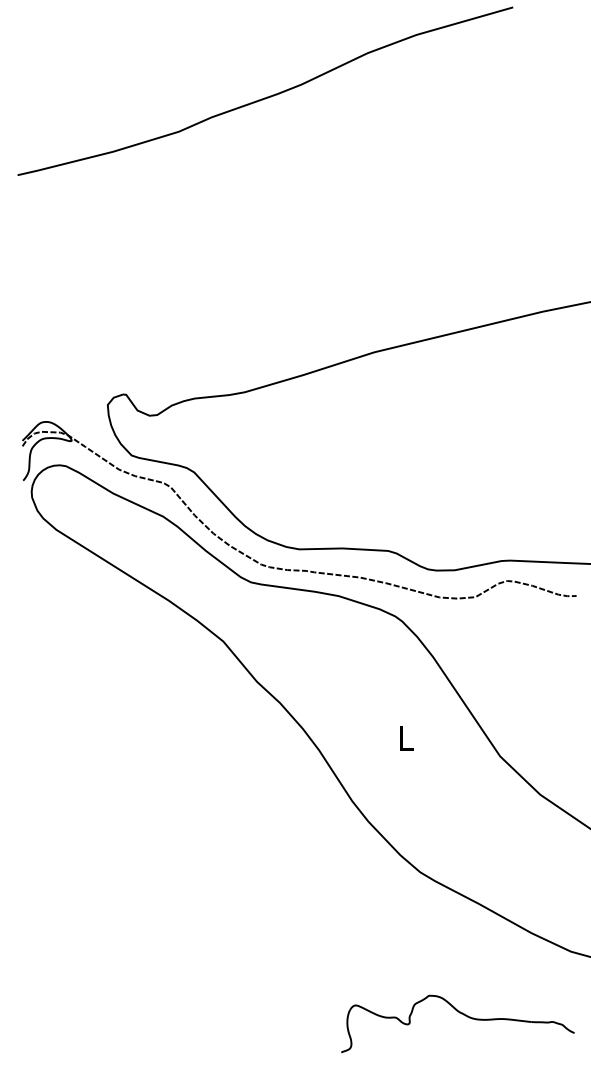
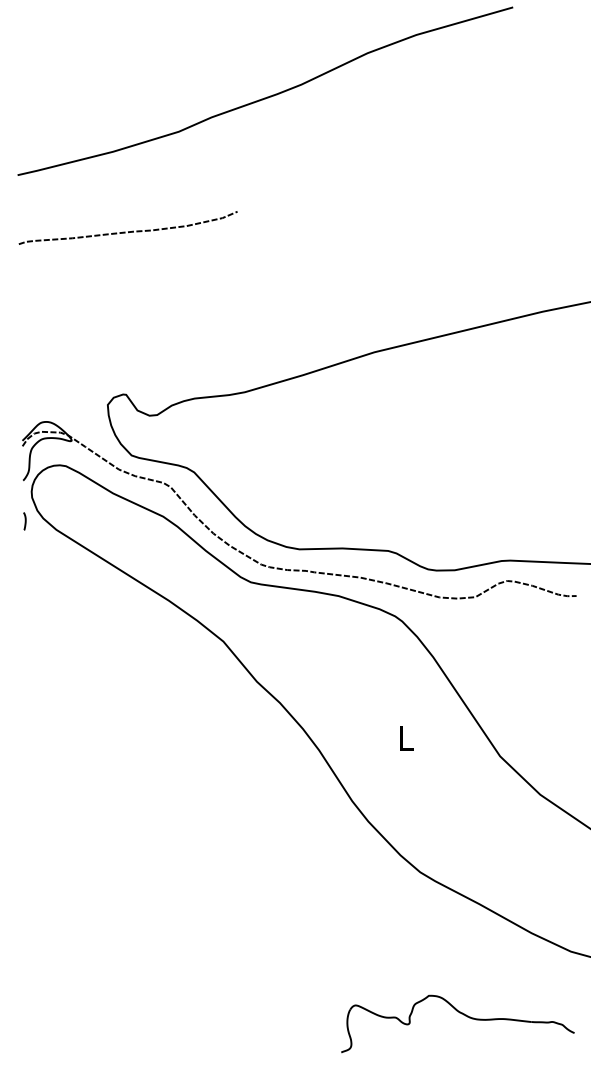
curve: none -> present (128, 231)
line: none -> present (24, 521)
